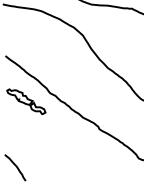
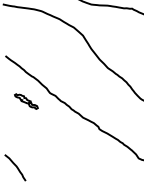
part size: 41x27 px -> 25x17 px (26, 101)
